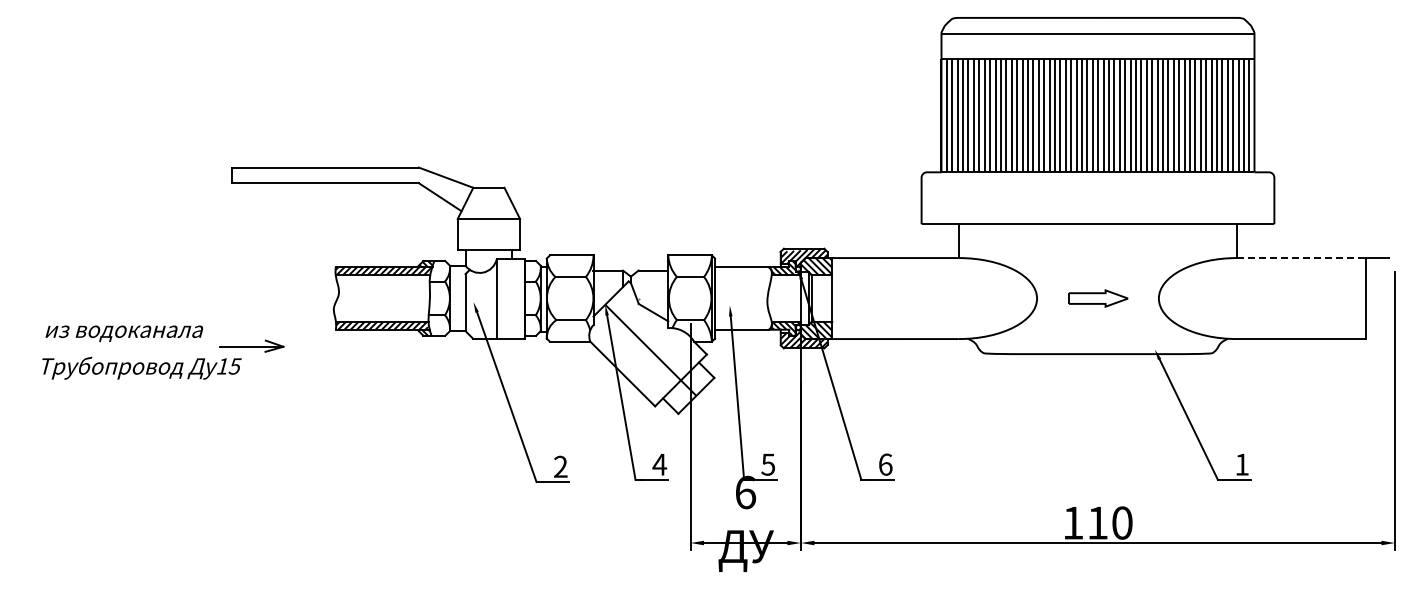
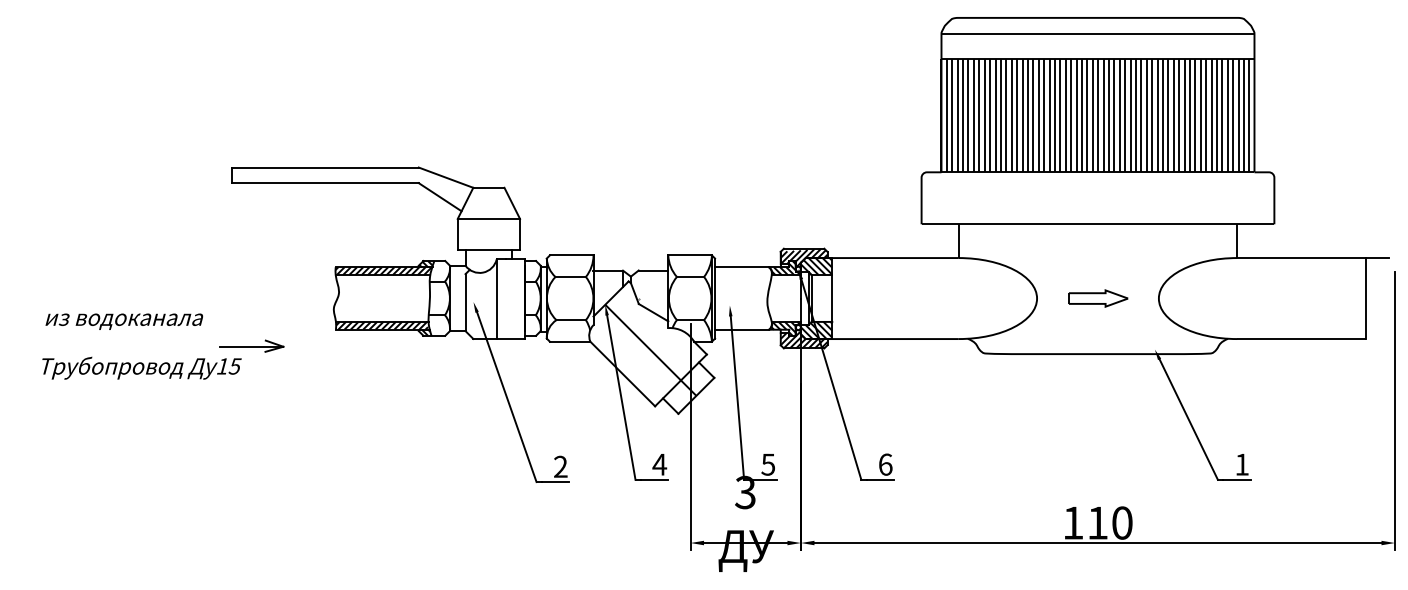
line: dashed -> solid (1301, 258)
text position: (124, 333) -> (124, 321) (124, 321)
text: 6 -> 3 (745, 492)
